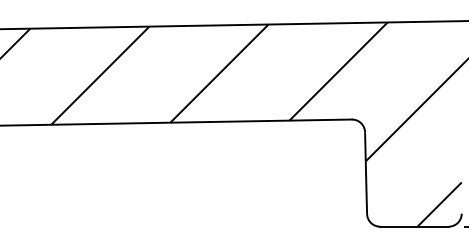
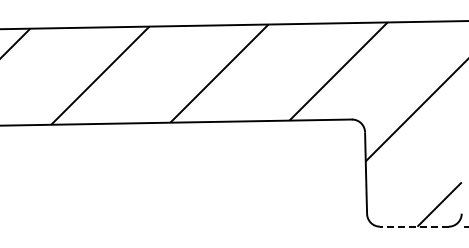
line: solid -> dashed (413, 226)
